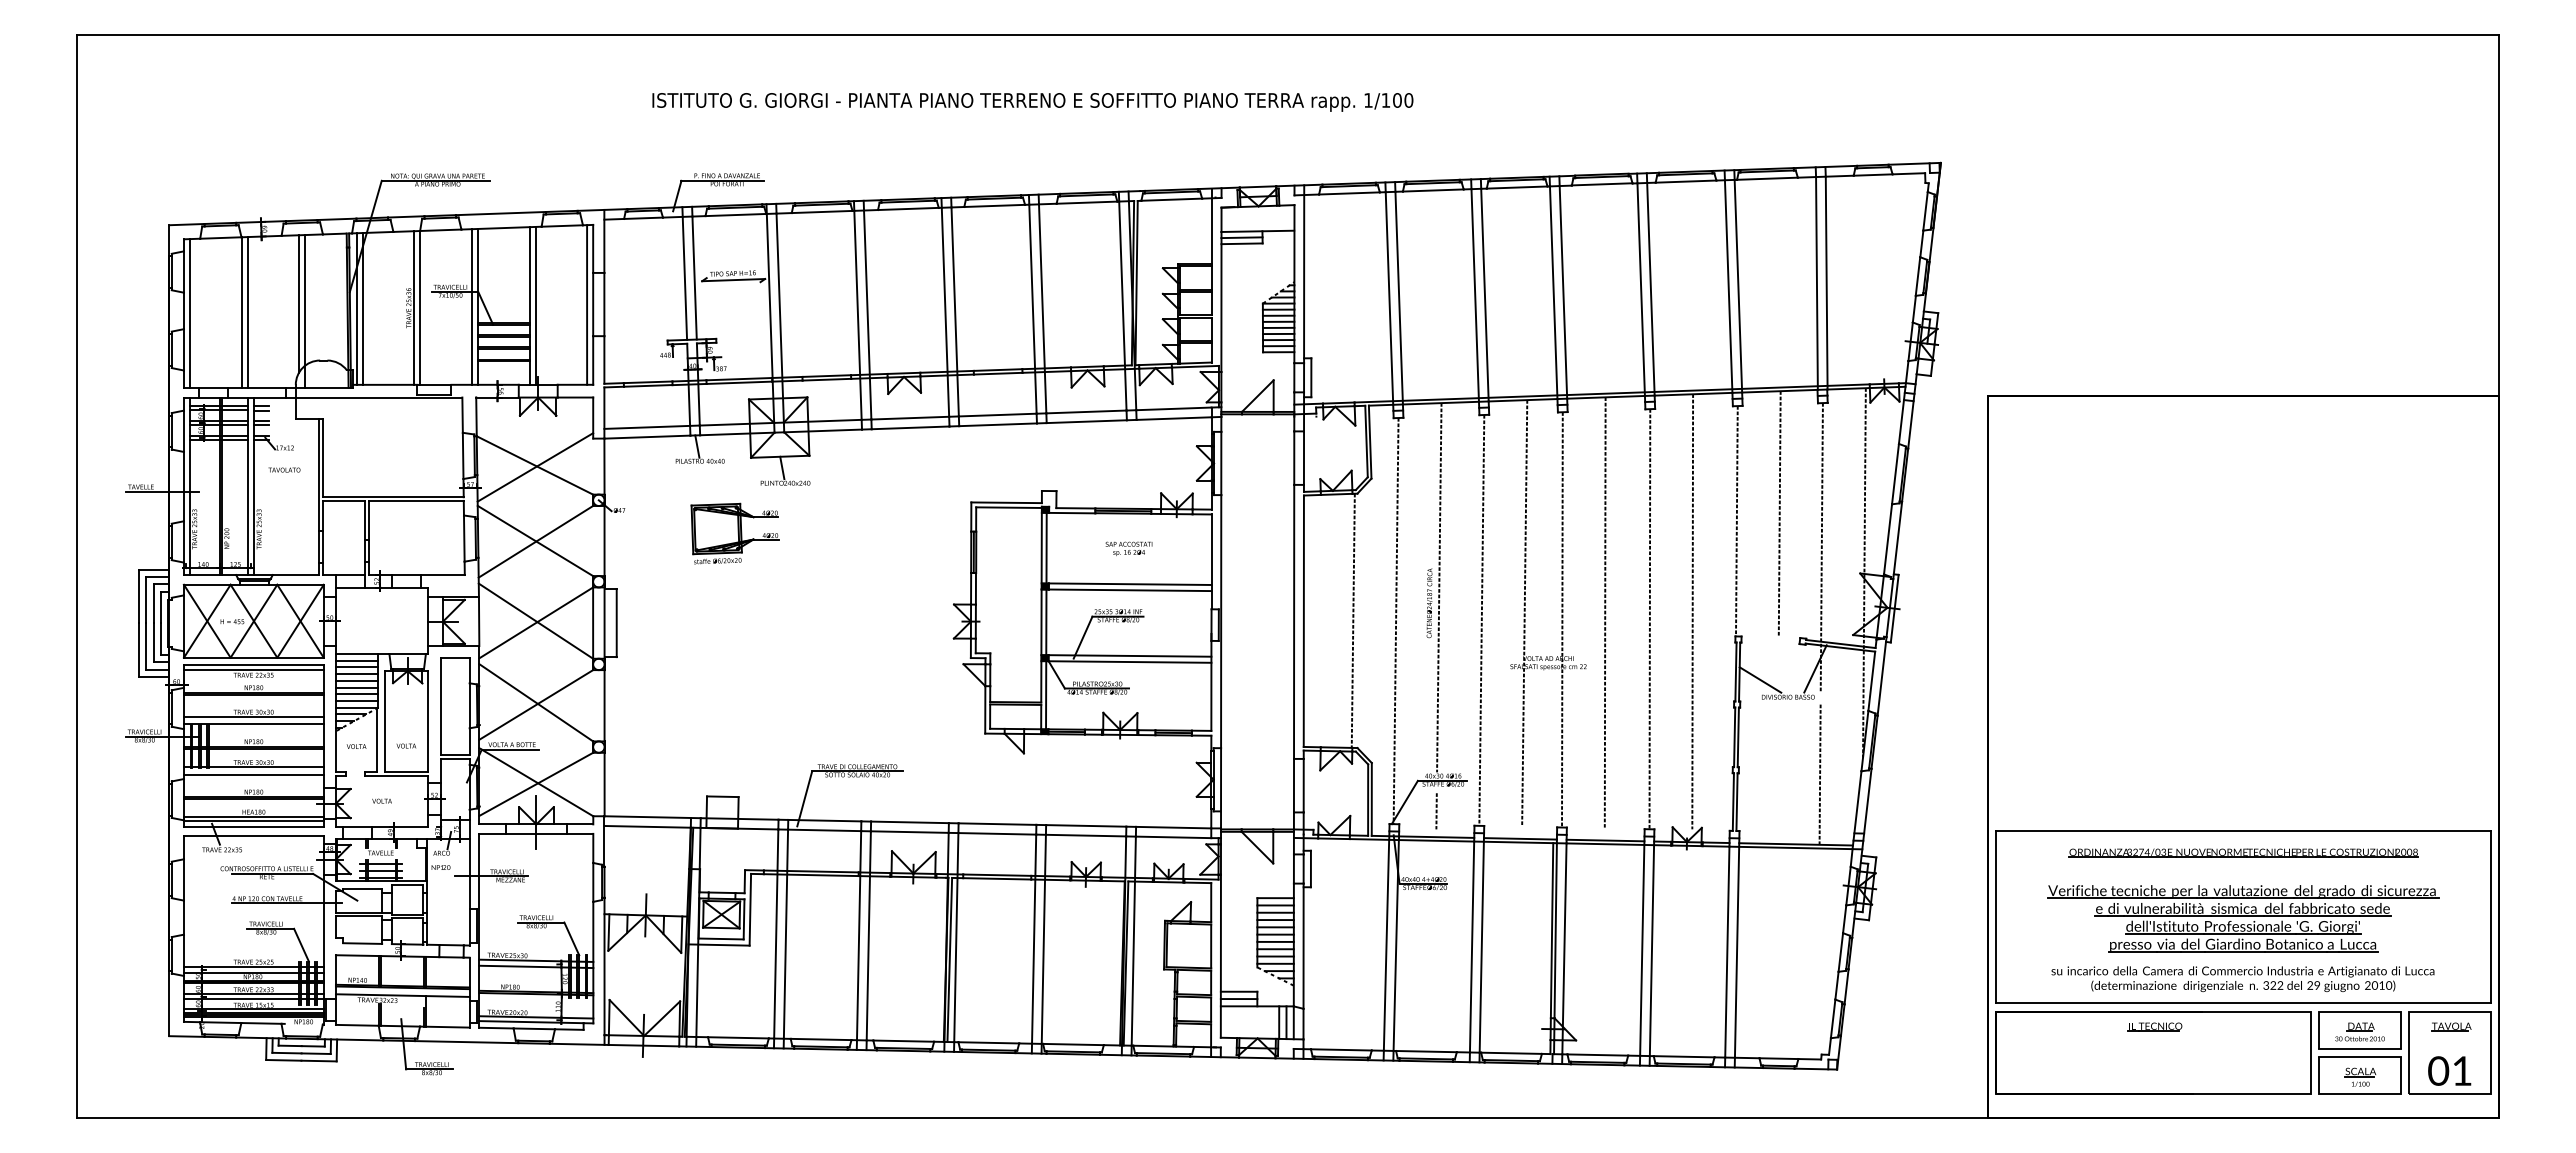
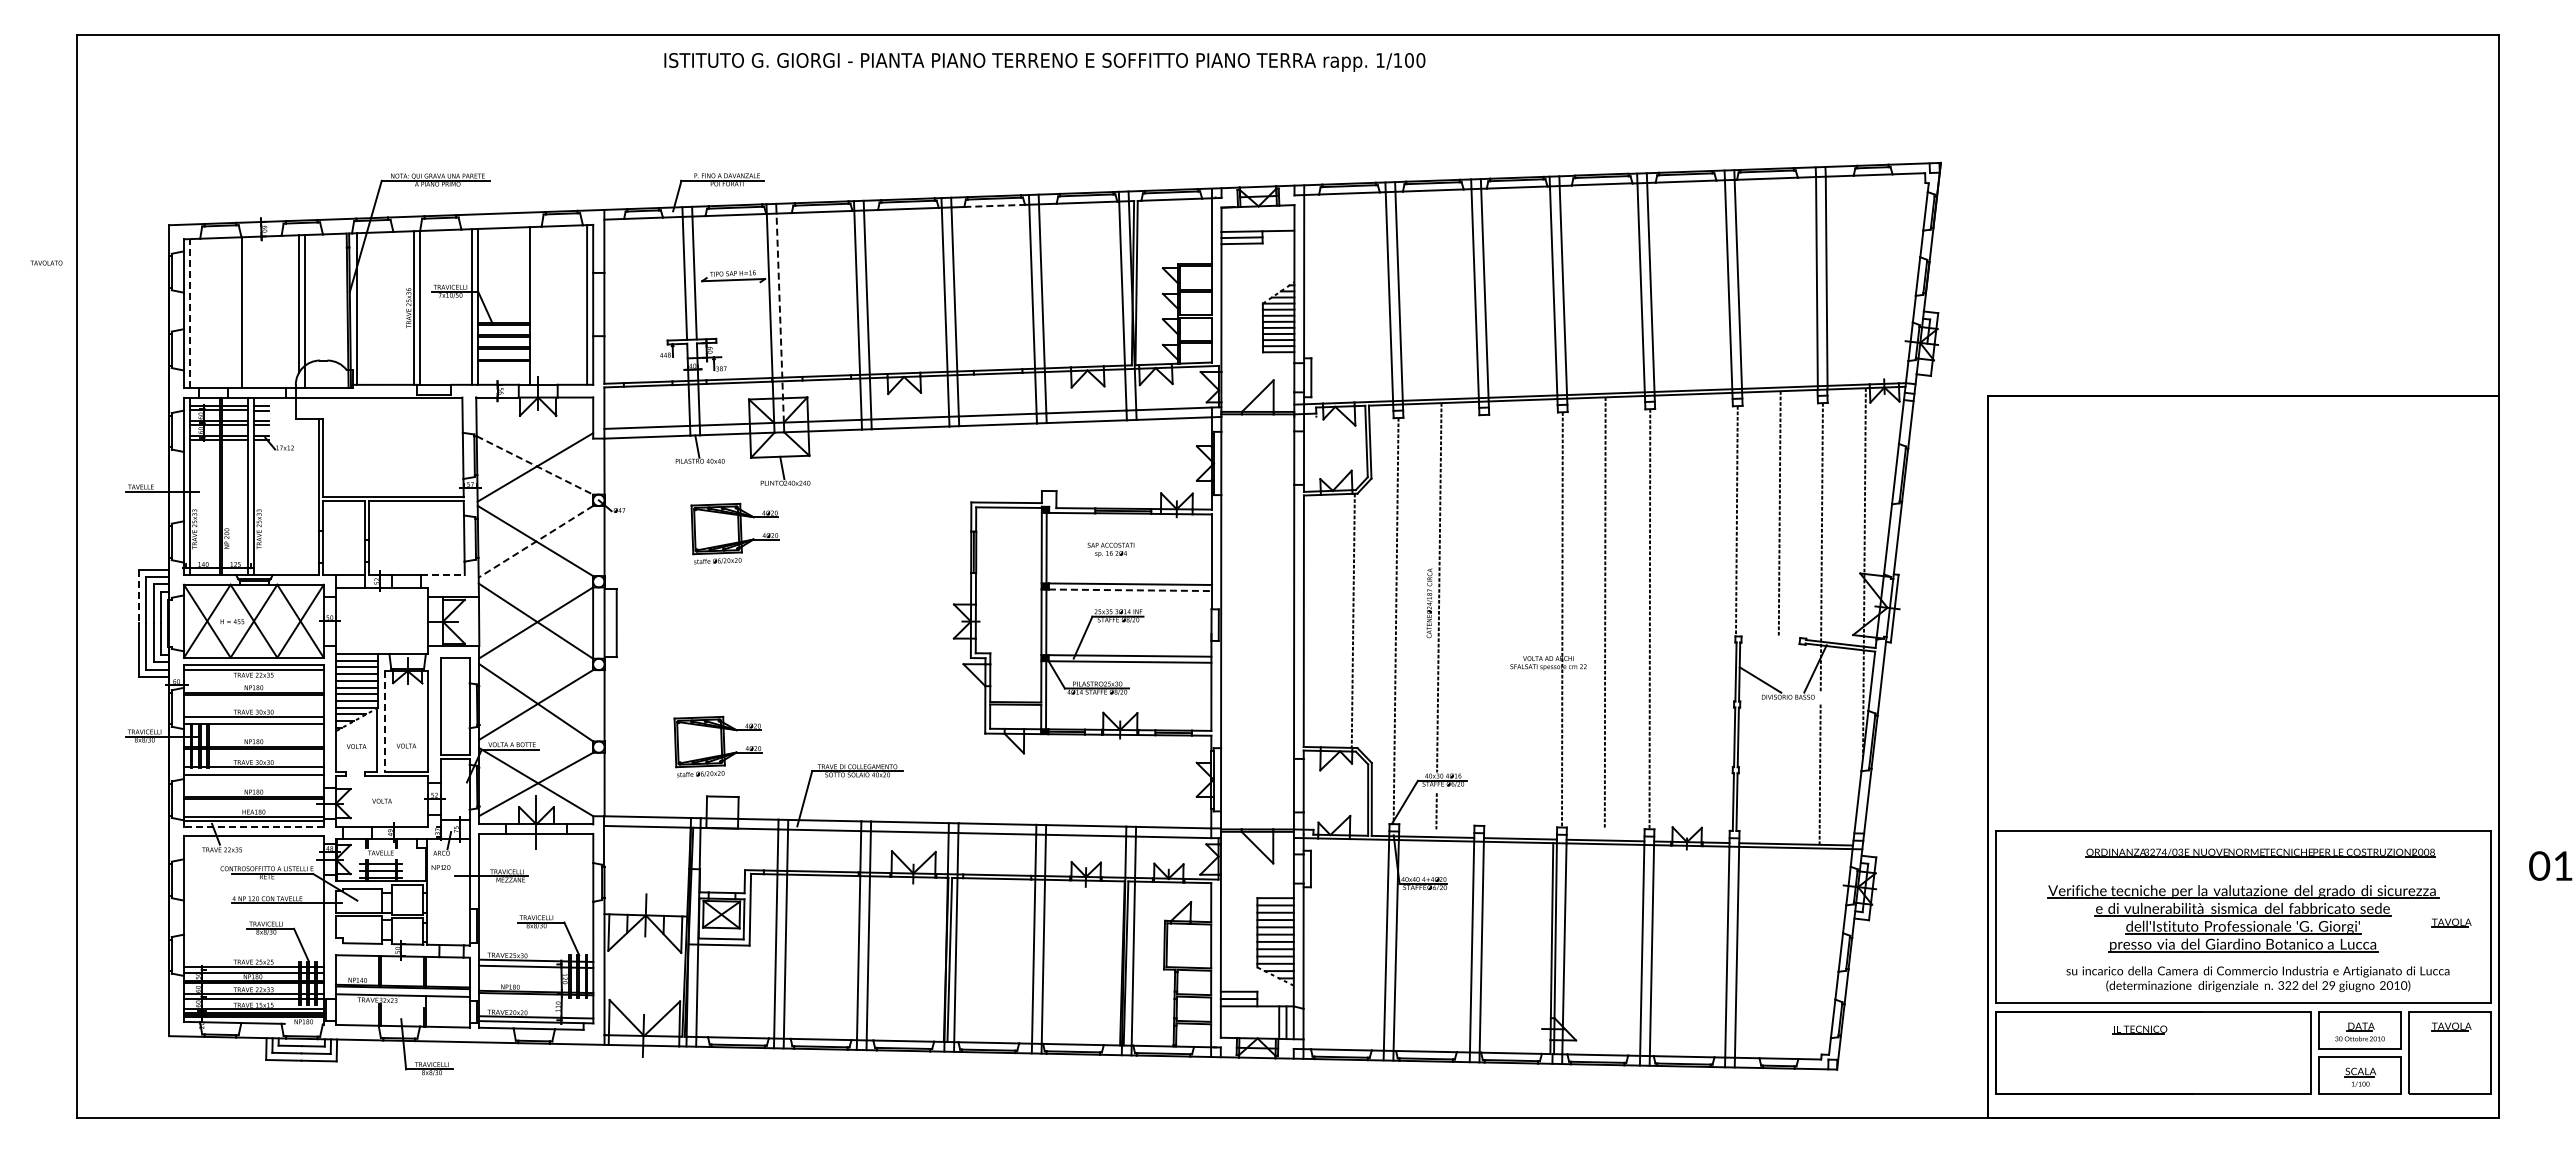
text position: (1032, 102) -> (1044, 62) (1044, 62)
line: solid -> dashed (995, 205)
line: present -> none (535, 305)
line: present -> none (362, 308)
line: solid -> dashed (190, 312)
line: present -> none (247, 312)
line: solid -> dashed (780, 318)
line: solid -> dashed (535, 465)
text position: (284, 469) -> (46, 262) (46, 262)
line: solid -> dashed (535, 542)
text position: (1128, 548) -> (1110, 549) (1110, 549)
line: solid -> dashed (442, 575)
line: solid -> dashed (1130, 590)
line: solid -> dashed (138, 596)
line: present -> none (1692, 611)
line: present -> none (1524, 613)
line: present -> none (1481, 619)
line: solid -> dashed (384, 722)
part: none -> present (717, 746)
line: solid -> dashed (253, 826)
part position: (2243, 852) -> (2260, 852) (2260, 852)
part: none -> present (2451, 922)
text position: (2242, 979) -> (2257, 979) (2257, 979)
part position: (2154, 1026) -> (2139, 1029) (2139, 1029)
text position: (2449, 1070) -> (2550, 865) (2550, 865)
